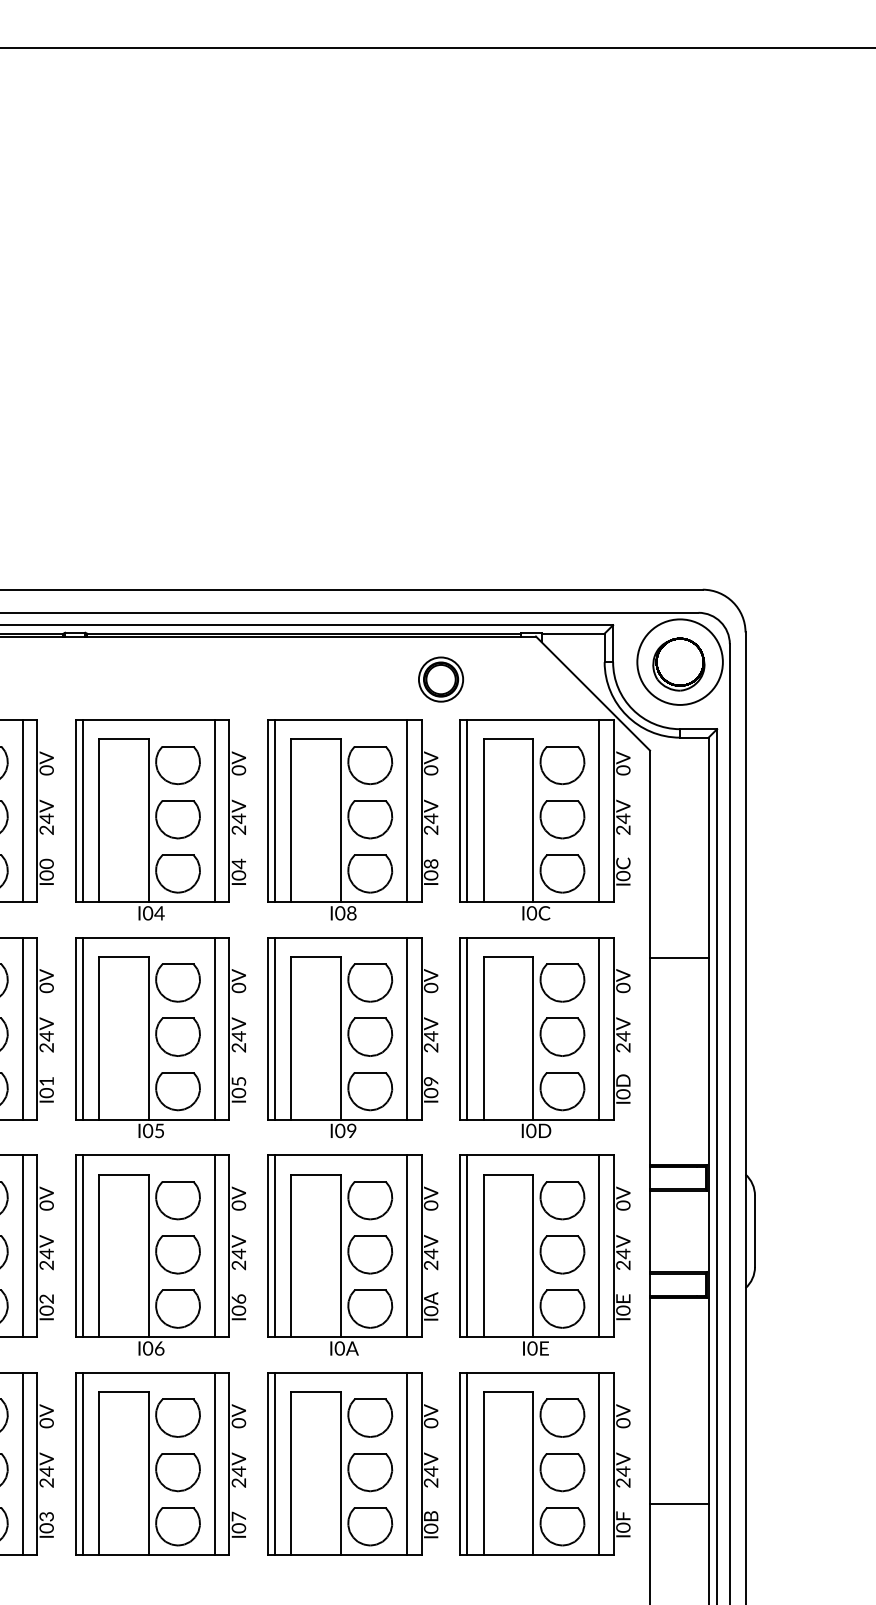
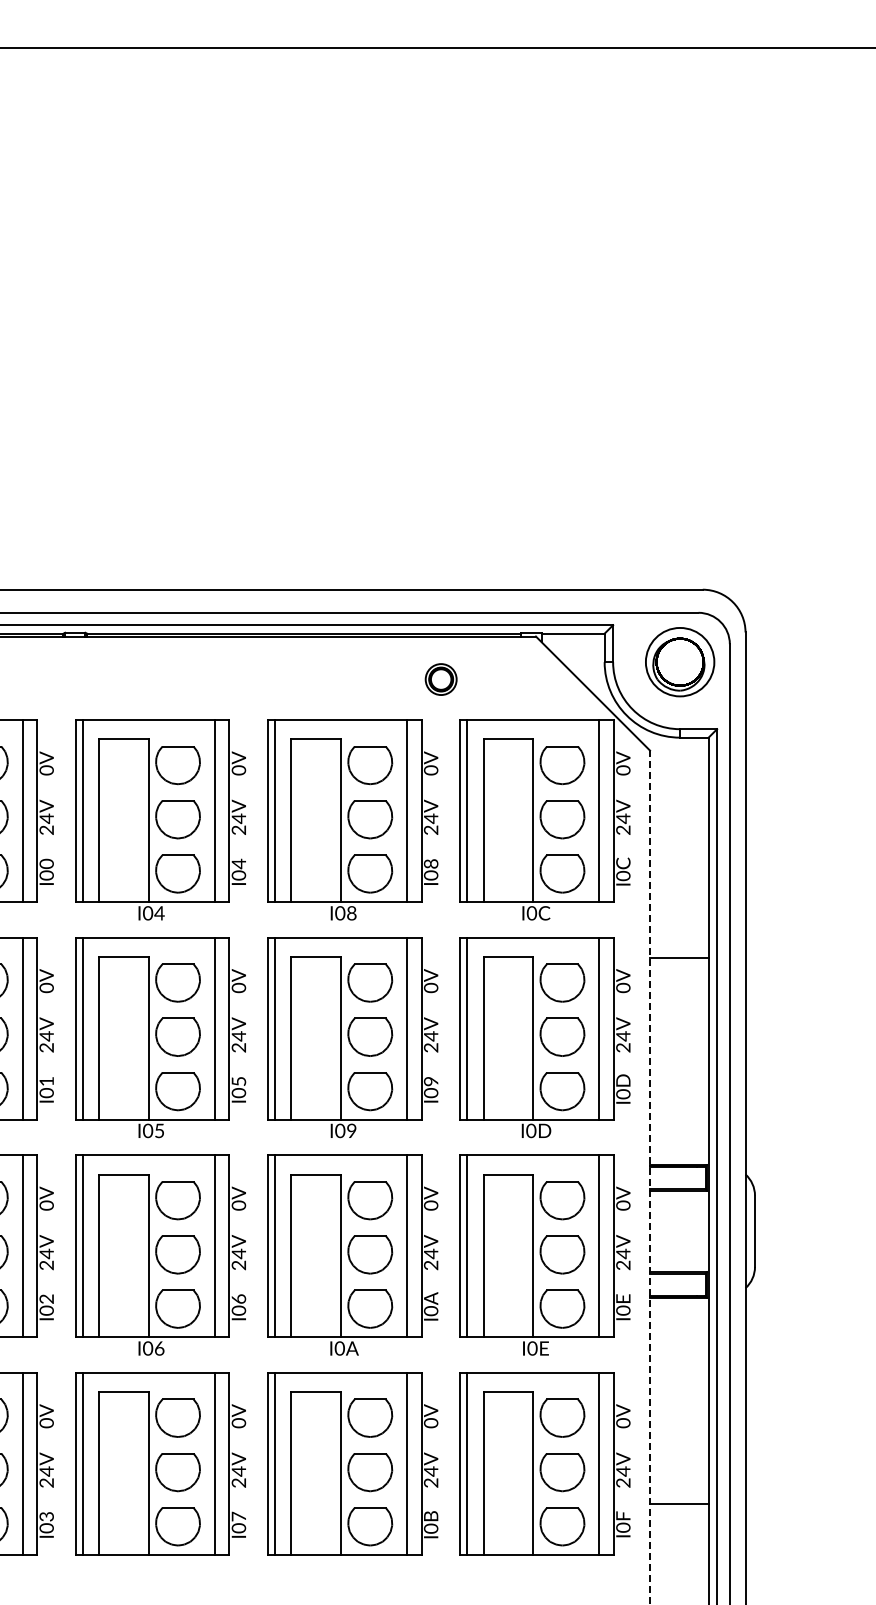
circle diameter: 86 px -> 68 px (679, 661)
part size: 47x47 px -> 34x33 px (440, 679)
line: solid -> dashed (650, 1177)
